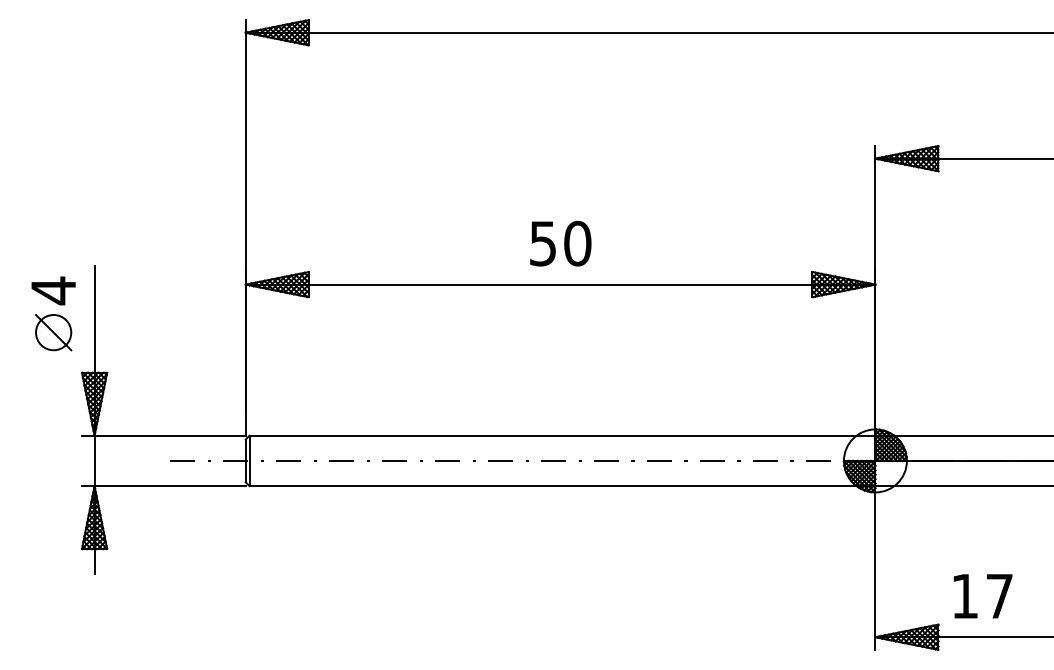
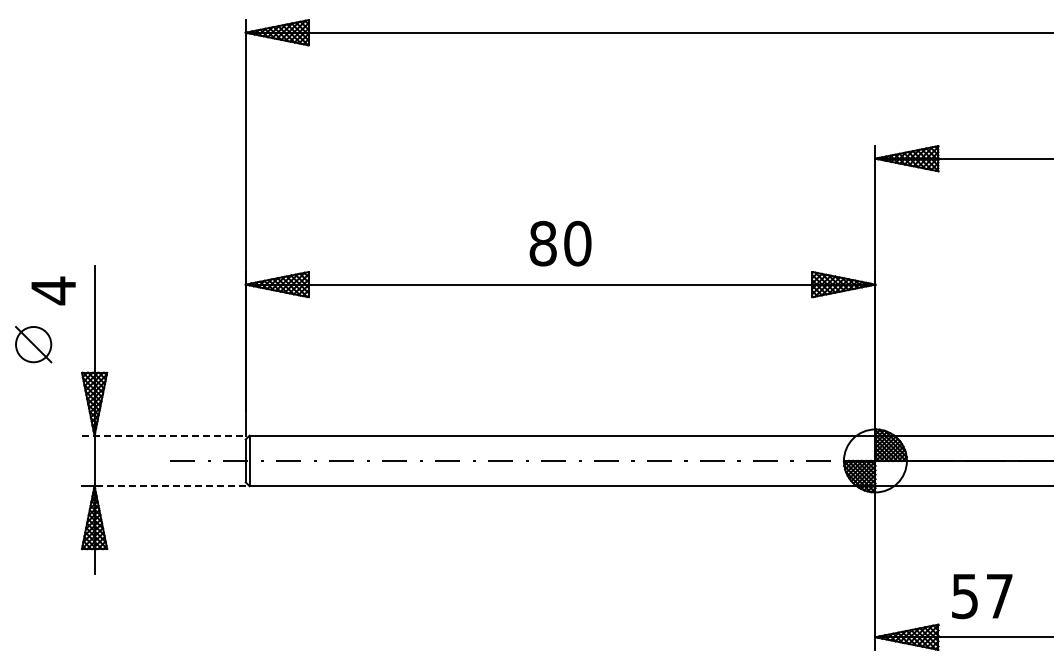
text: 50 -> 80 (542, 243)
part position: (53, 332) -> (33, 344) (33, 344)
line: solid -> dashed (163, 435)
line: solid -> dashed (170, 486)
text: 17 -> 57 (964, 596)
